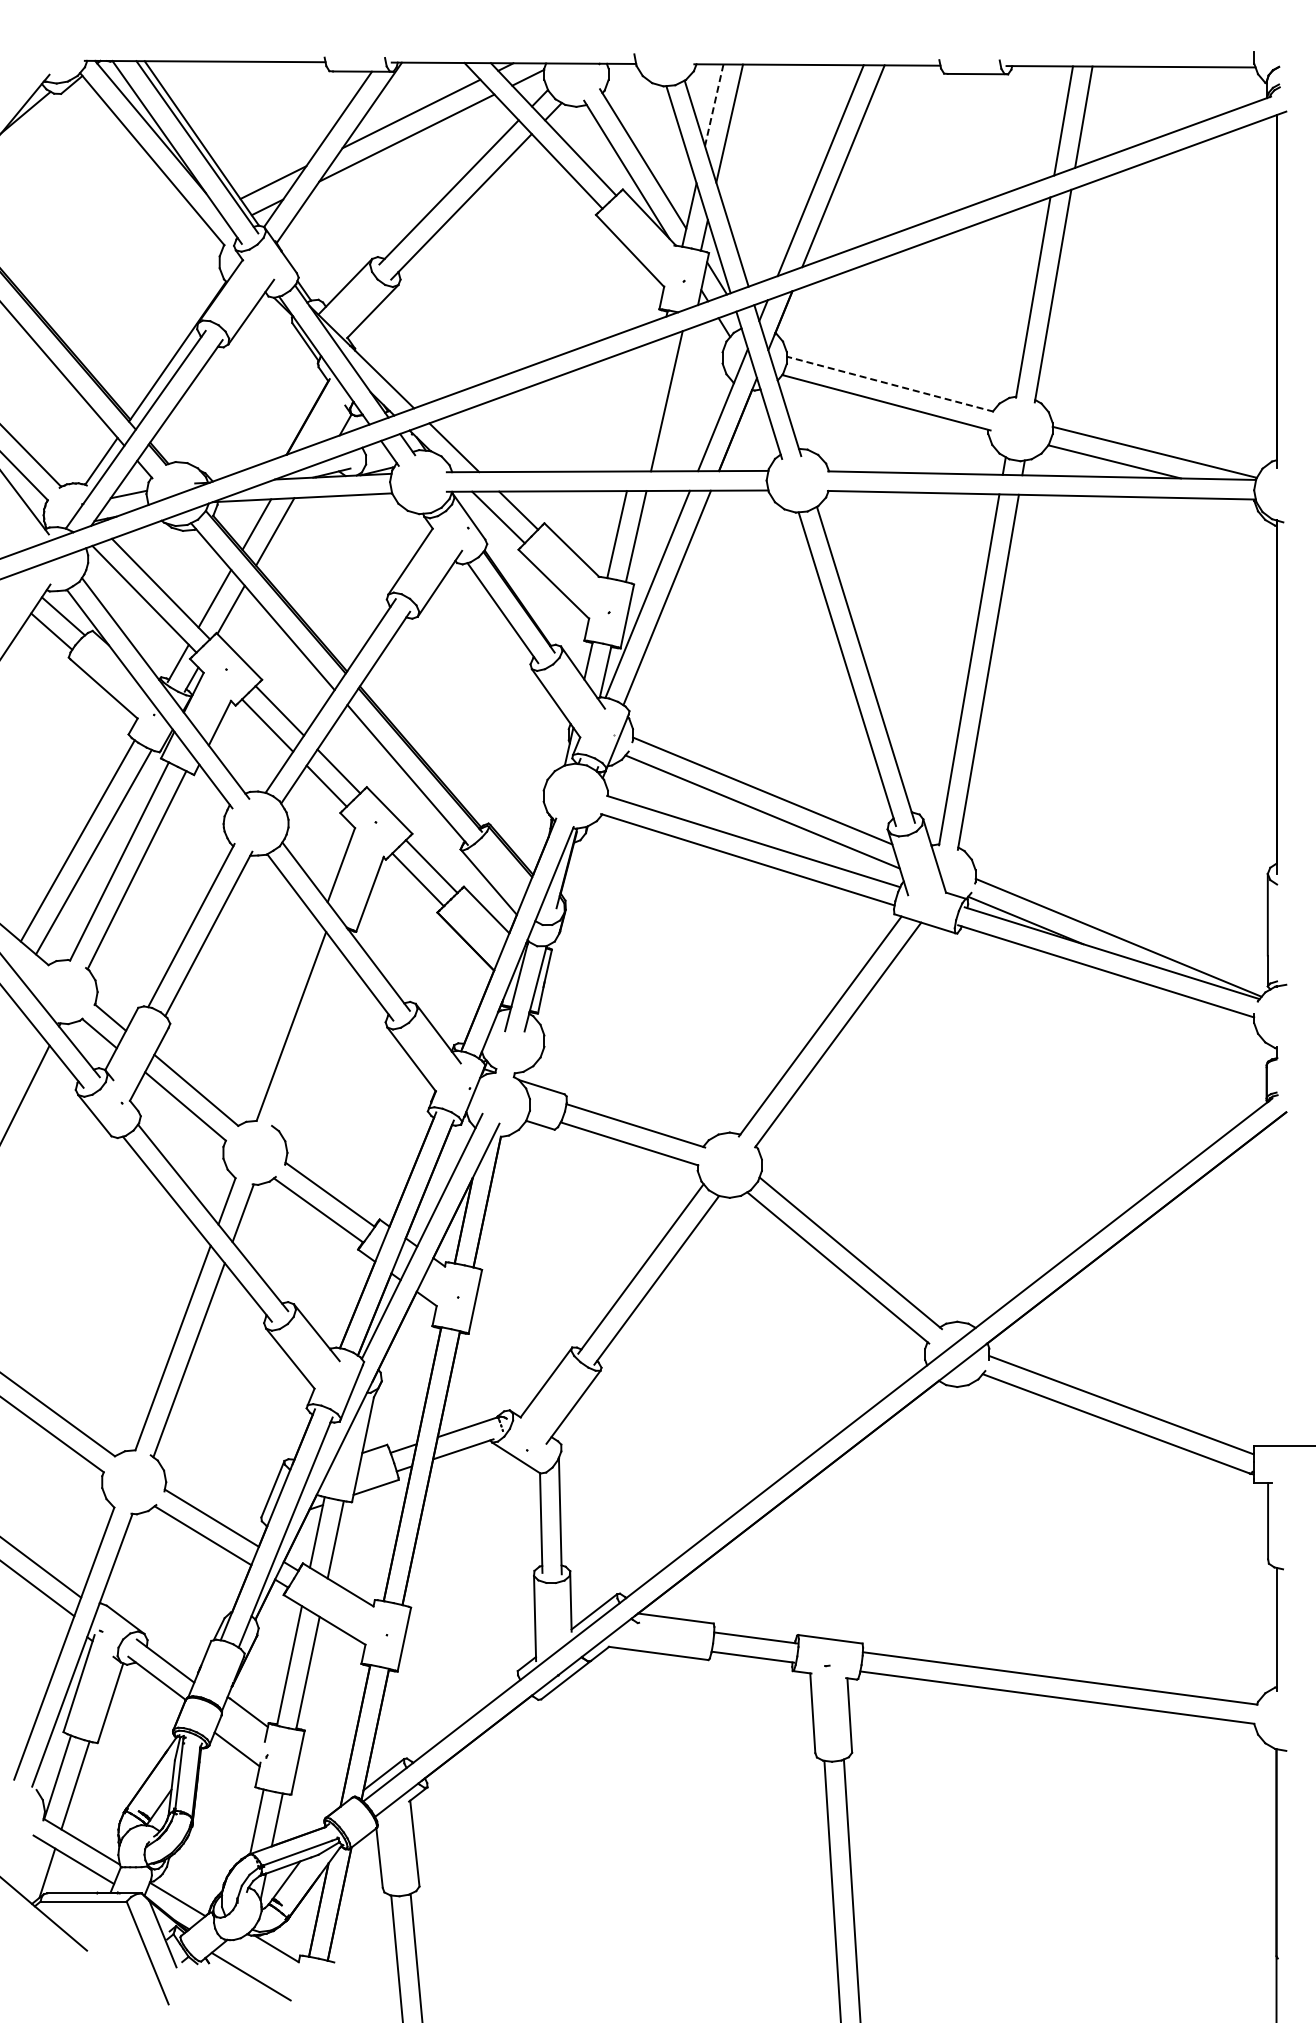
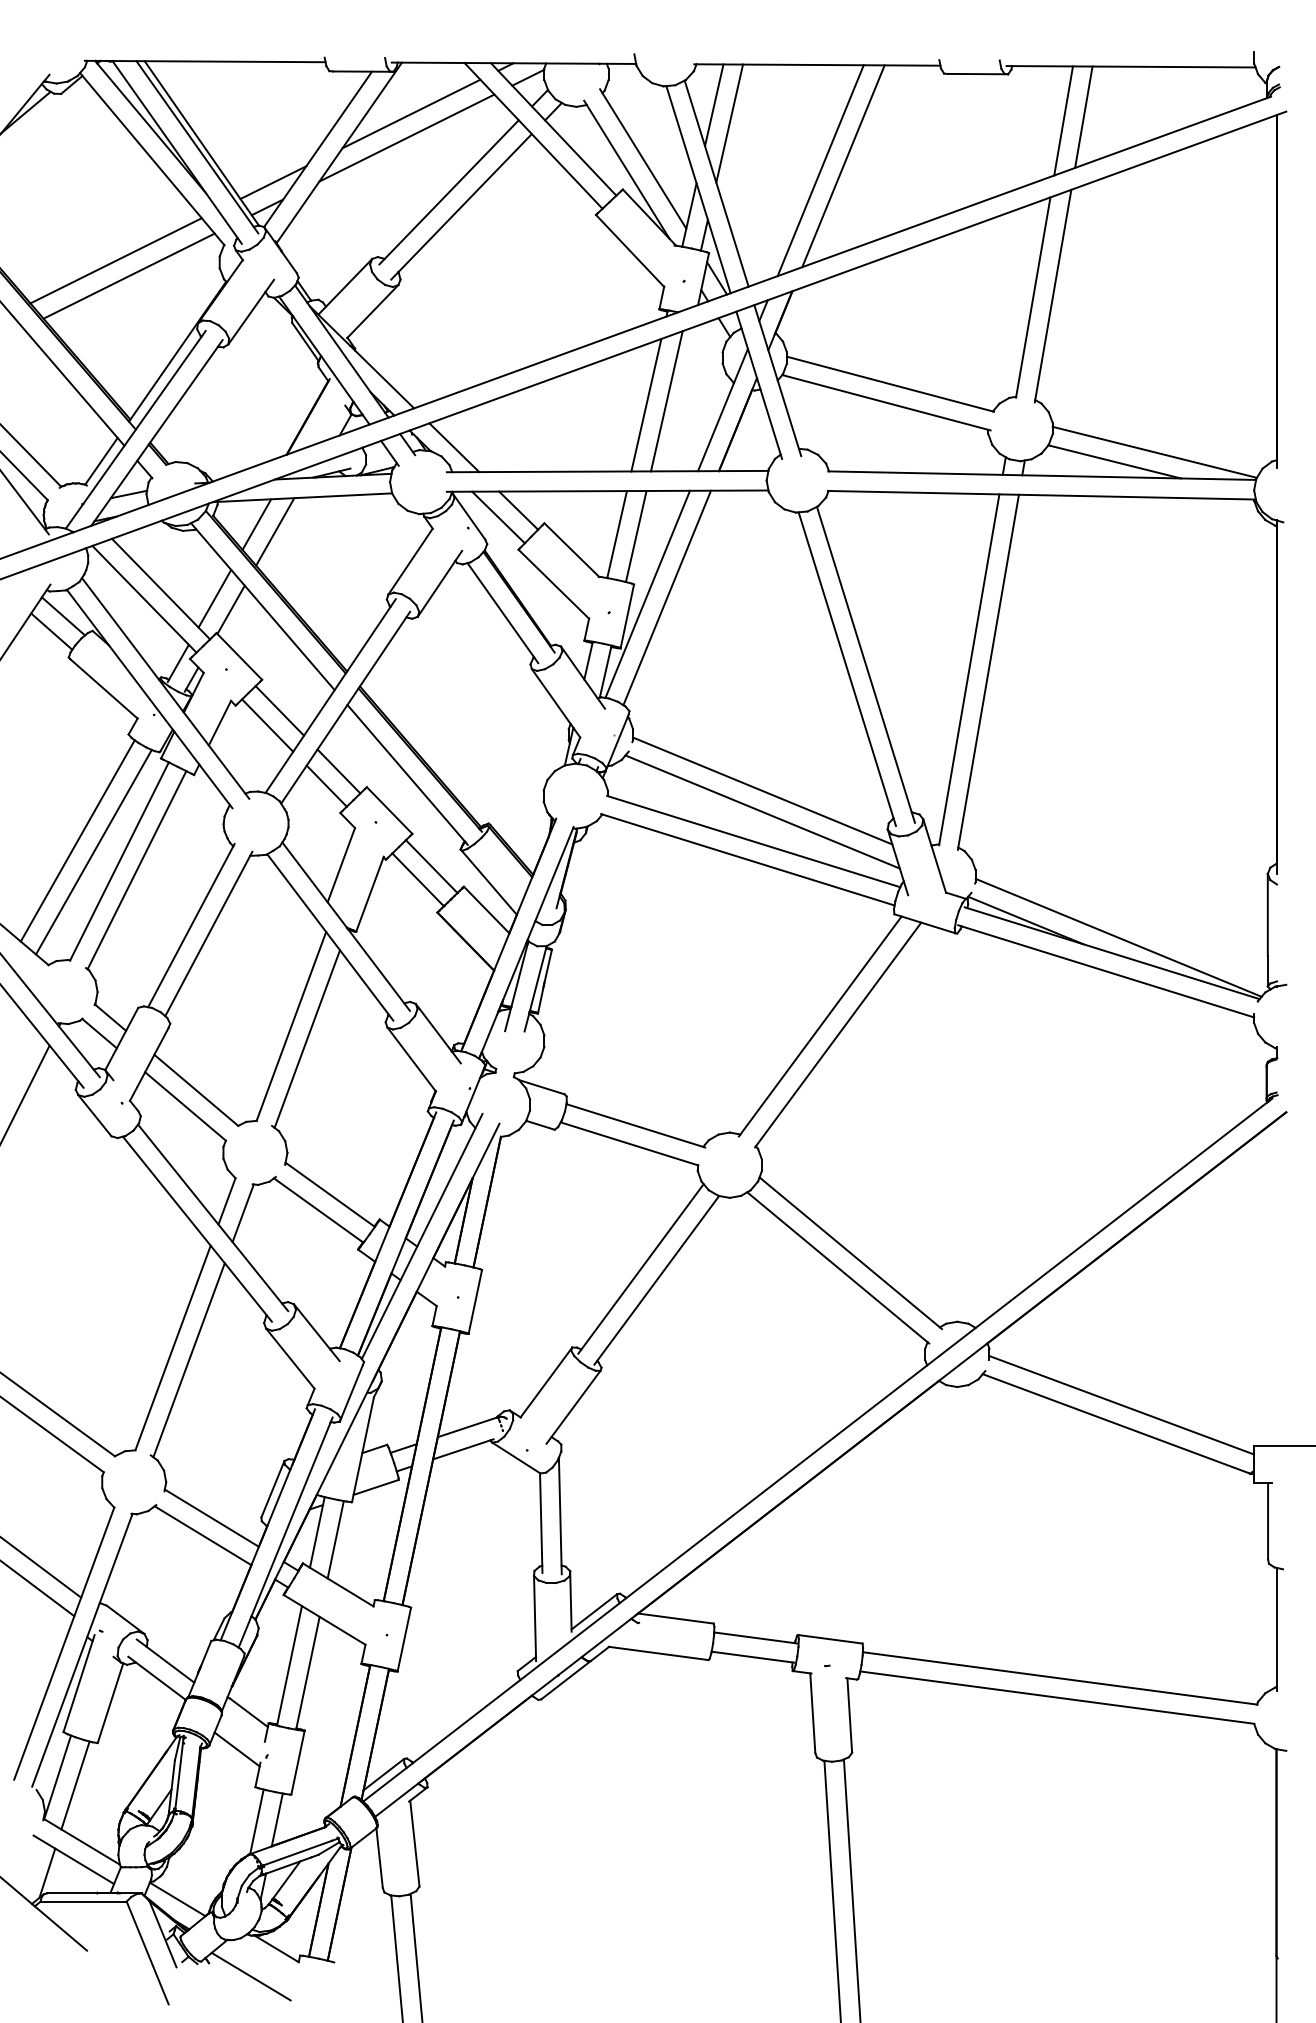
line: dashed -> solid (714, 105)
line: none -> present (115, 260)
line: none -> present (128, 275)
line: dashed -> solid (889, 384)
line: none -> present (646, 404)
line: none -> present (307, 1038)
